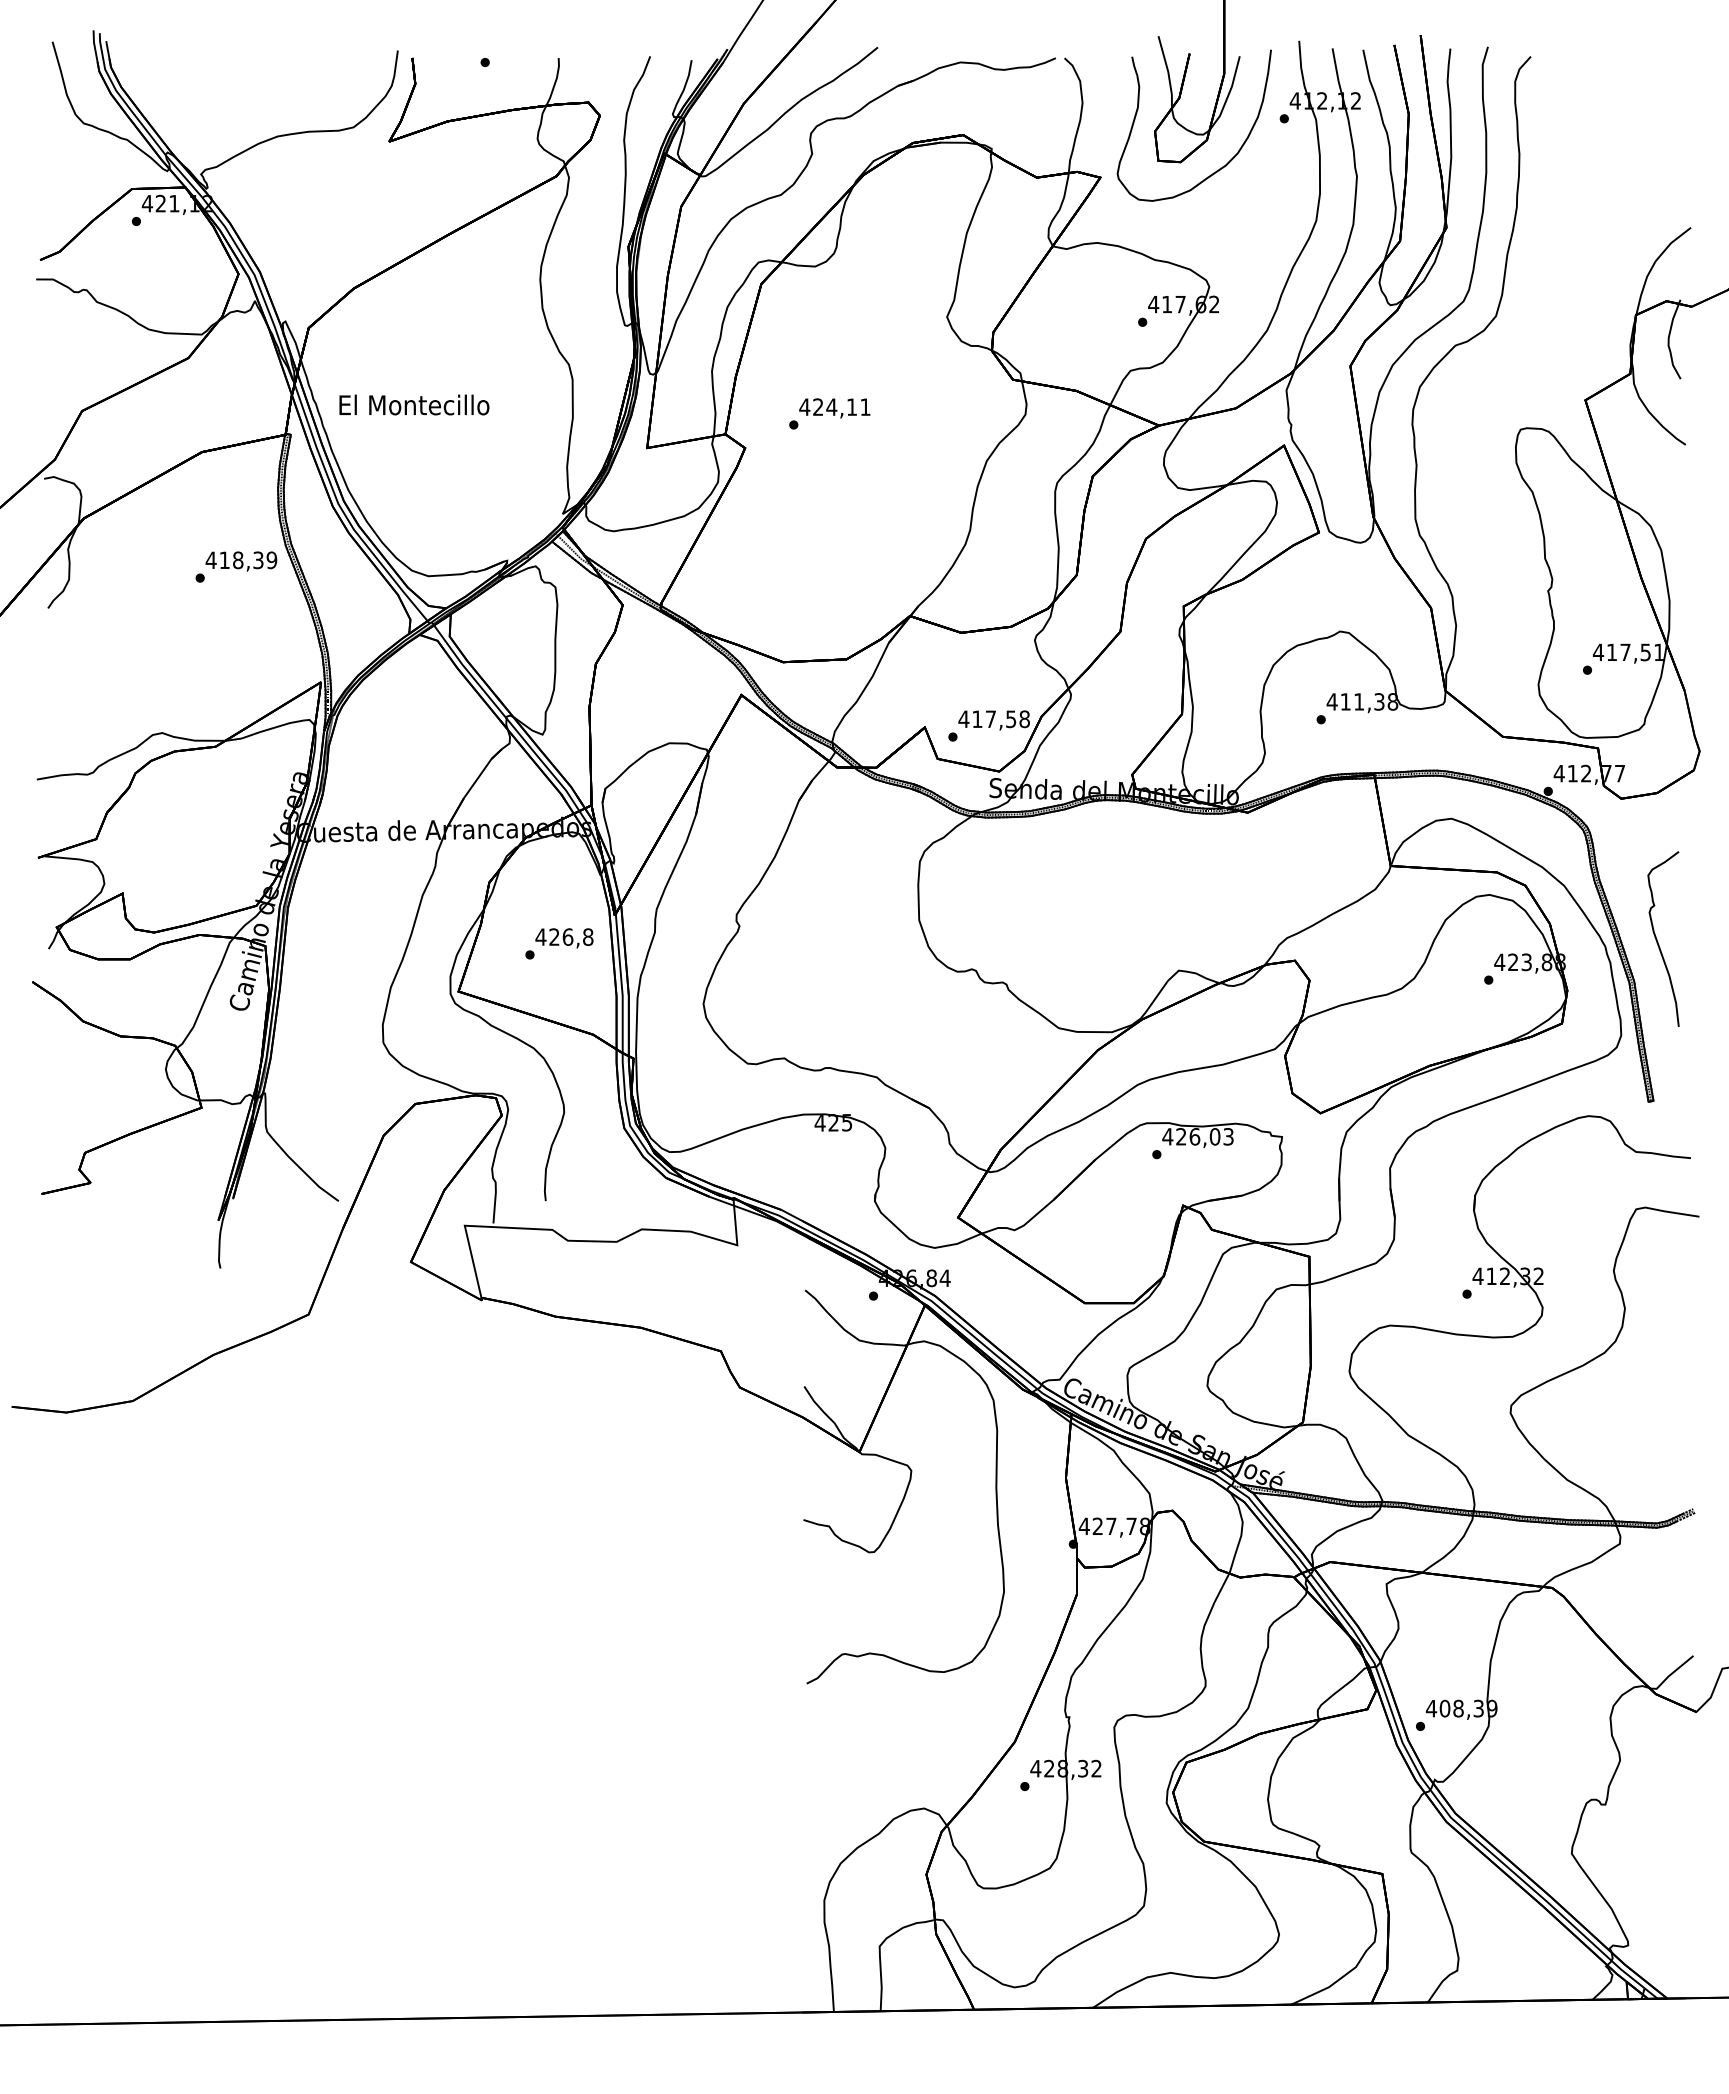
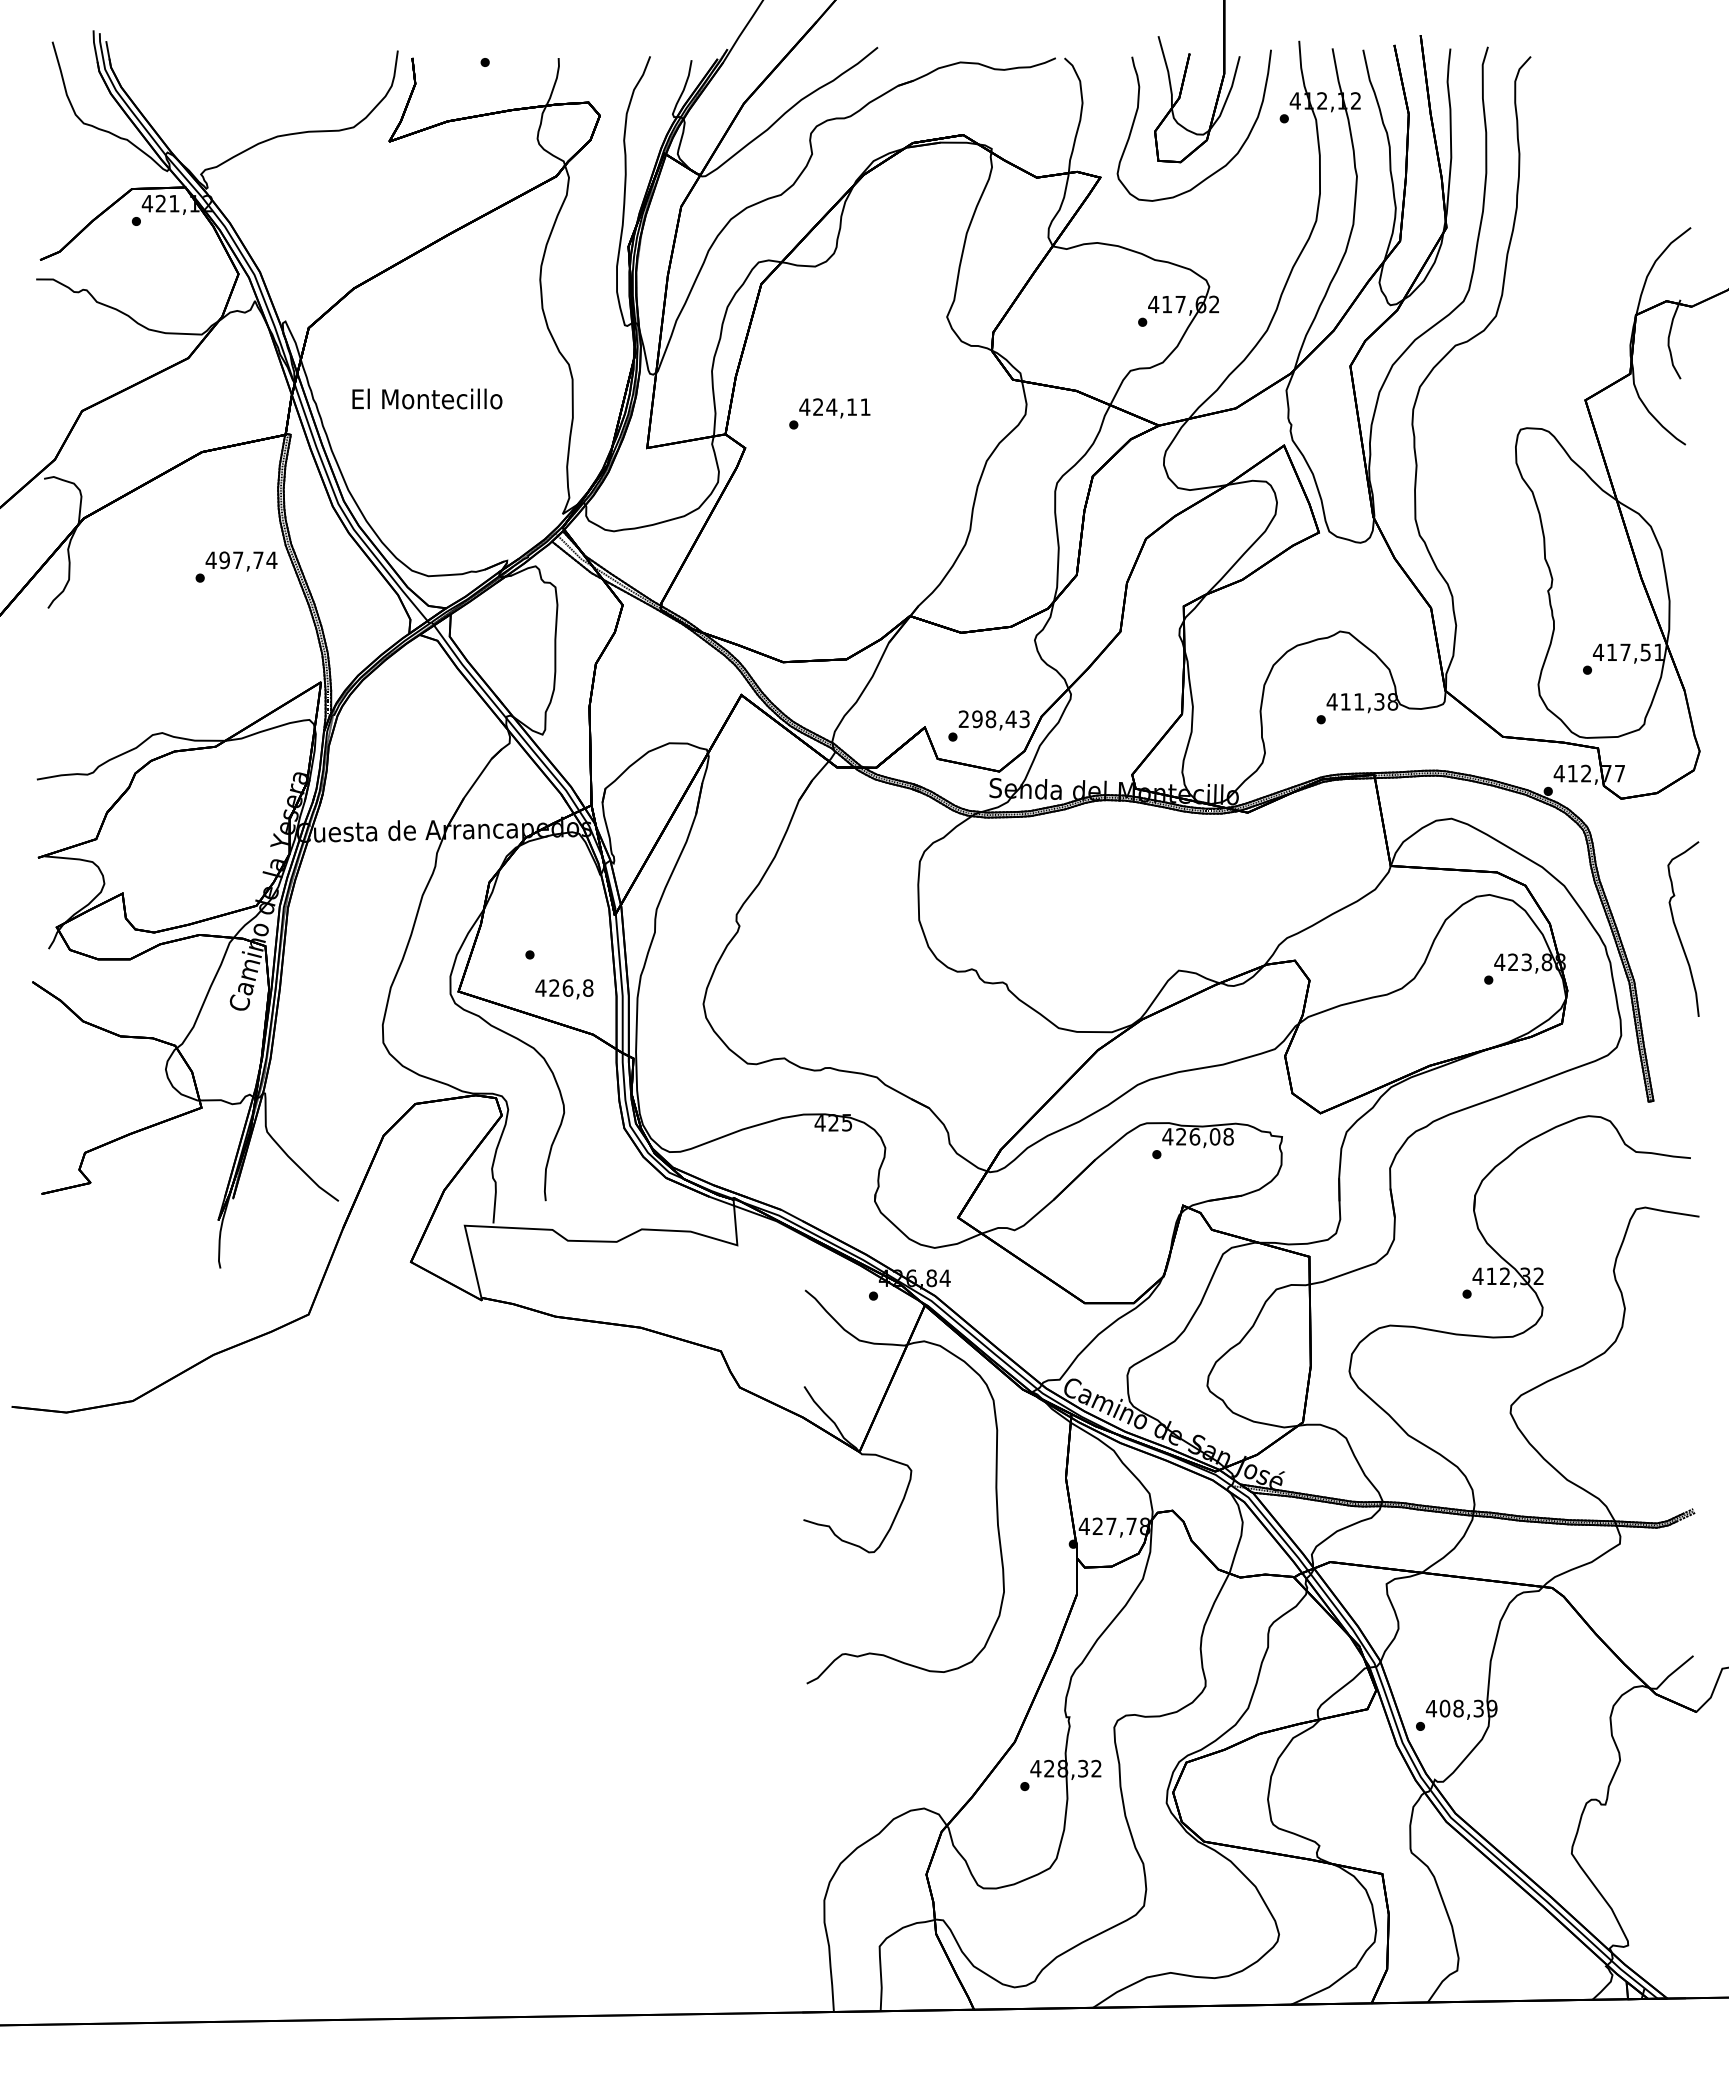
text position: (414, 404) -> (427, 398) (427, 398)
text: 418,39 -> 497,74 (248, 560)
text: 417,58 -> 298,43 (993, 719)
text position: (564, 938) -> (564, 989) (564, 989)
curve position: (1658, 941) -> (1678, 931) (1678, 931)
text: 426,03 -> 426,08 (1228, 1136)
